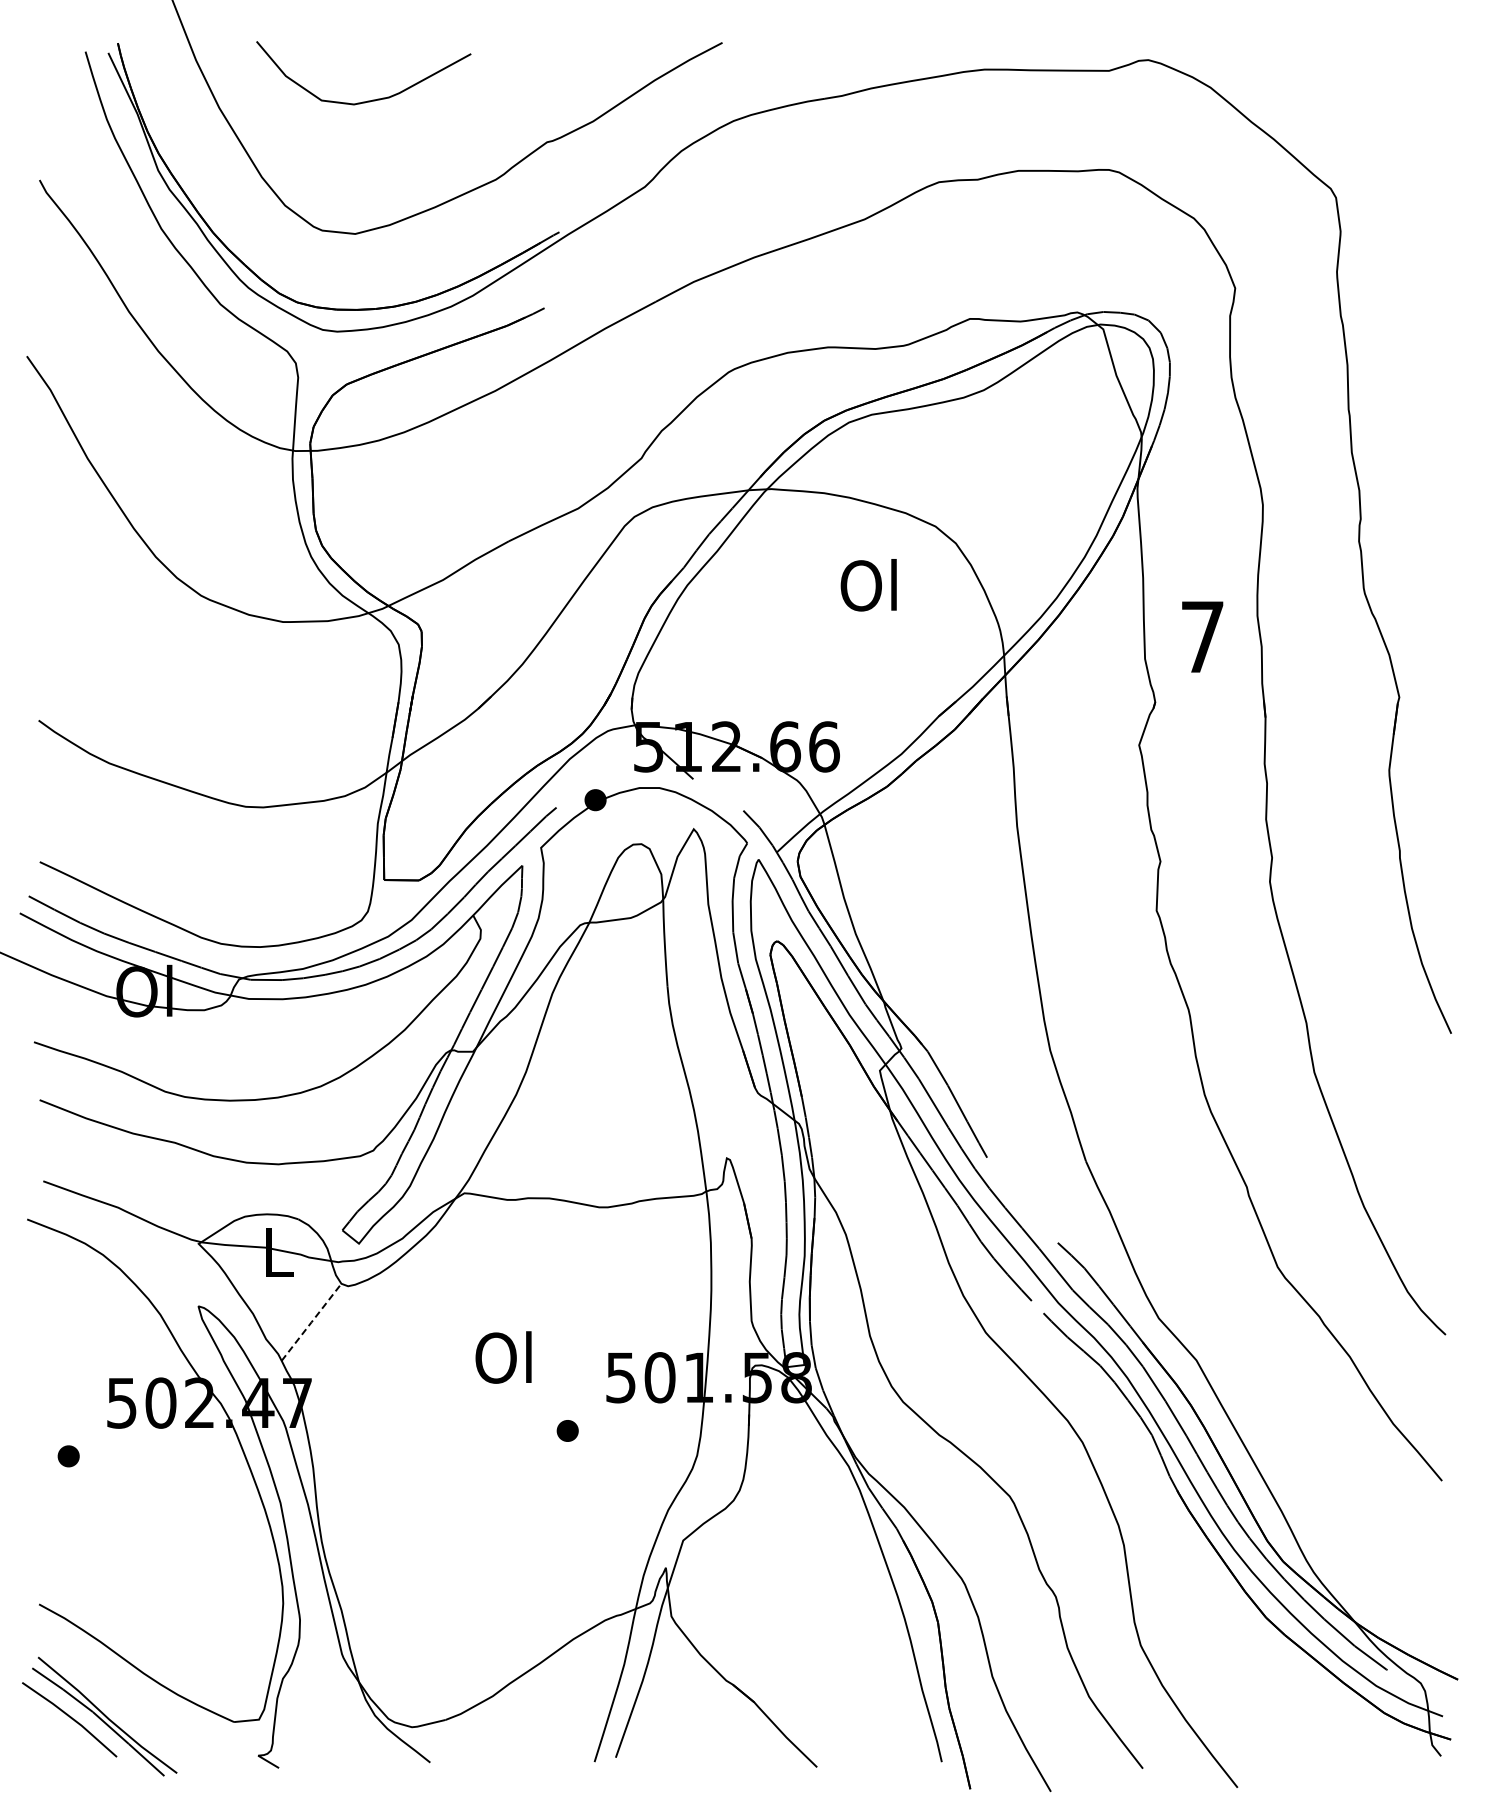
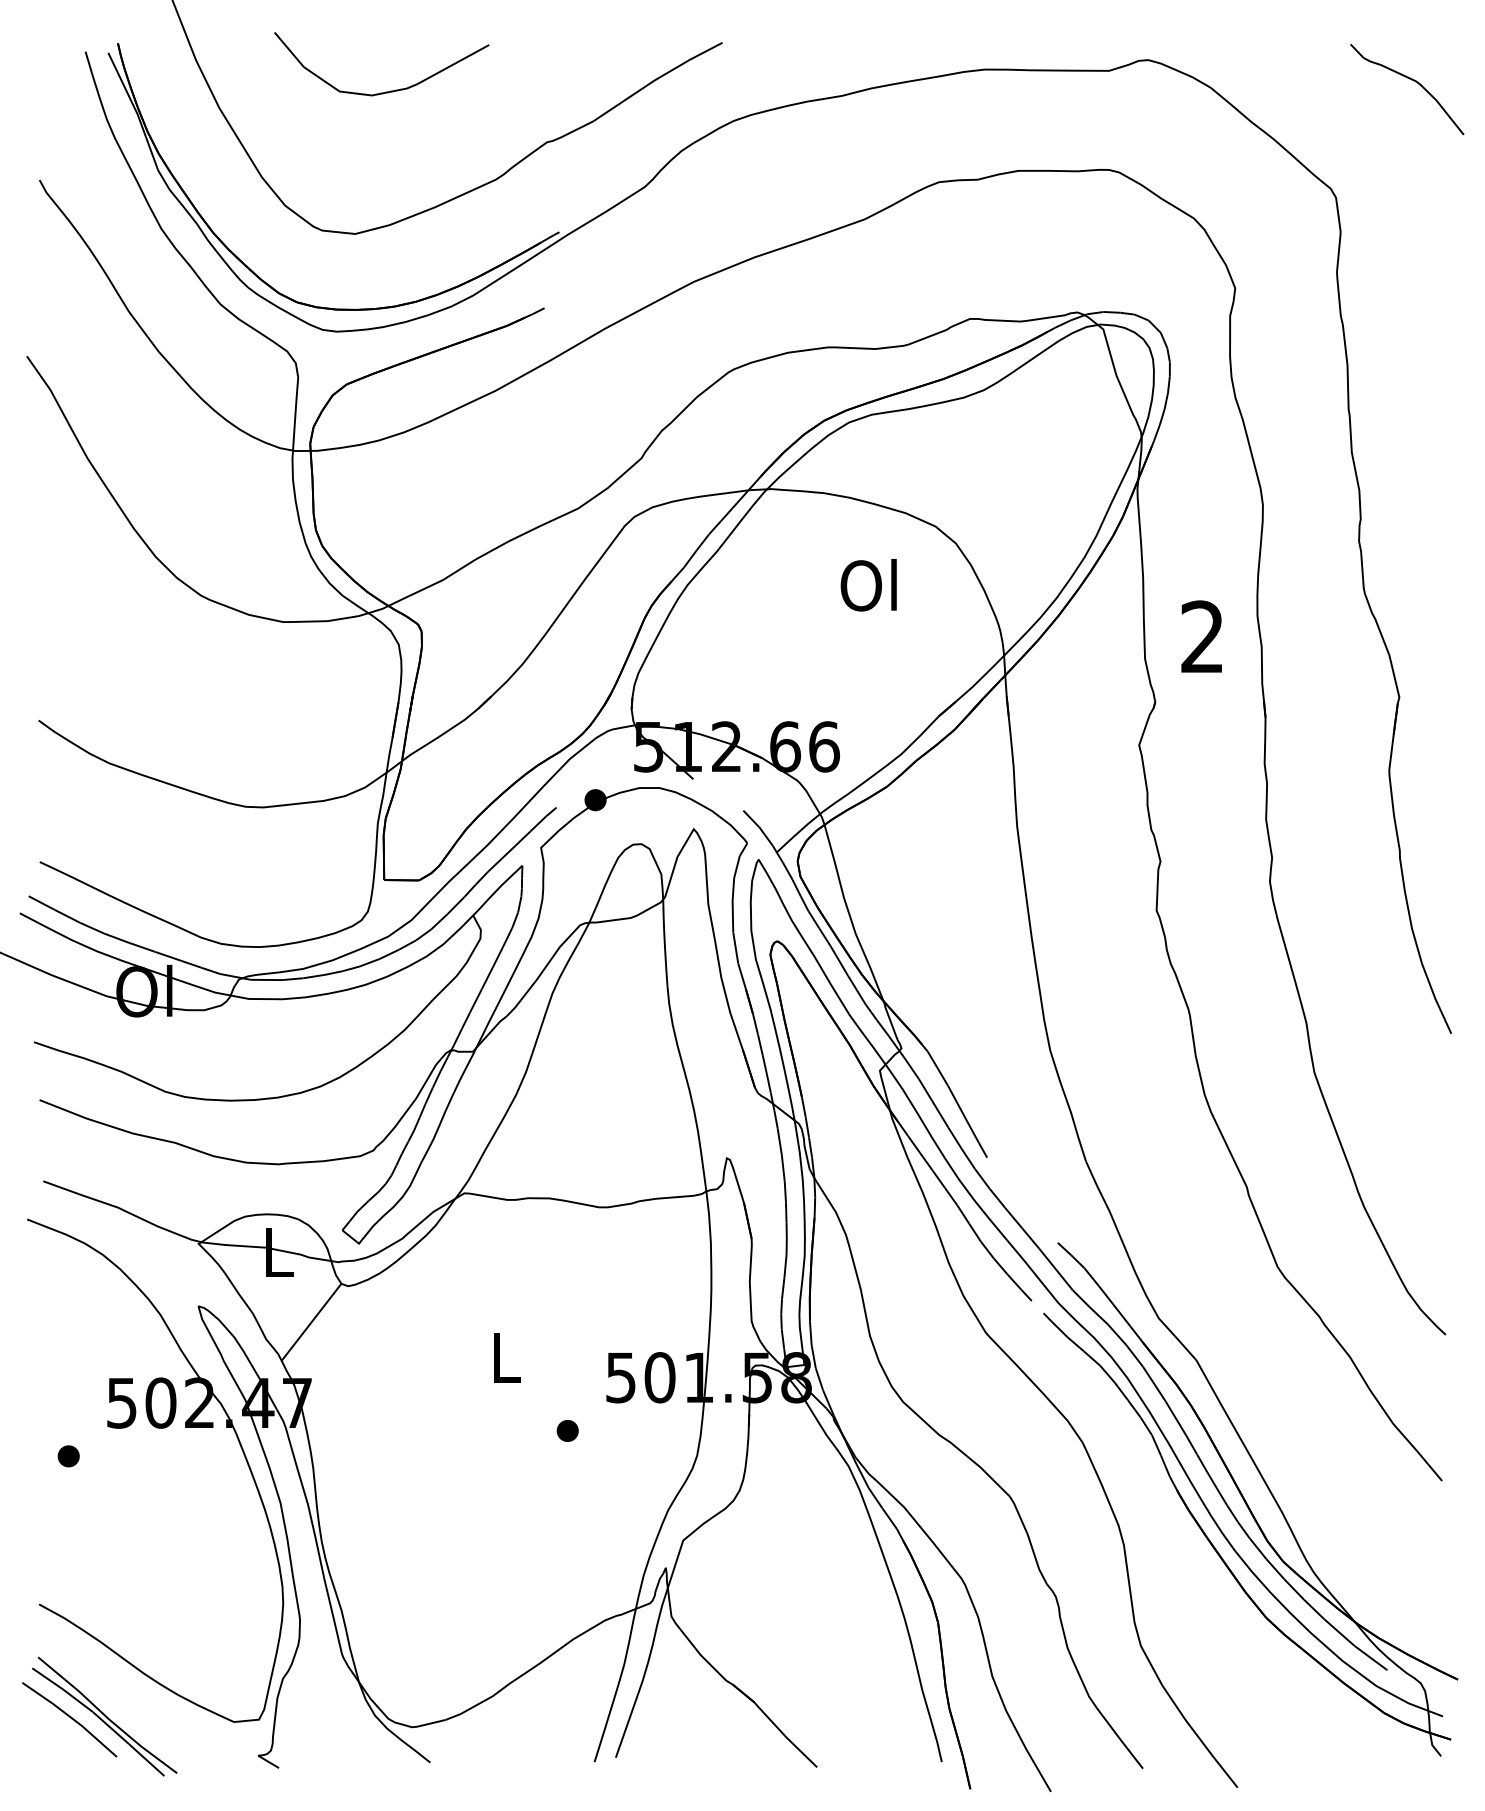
curve: none -> present (1411, 80)
curve position: (367, 100) -> (385, 91) (385, 91)
text: 7 -> 2 (1202, 636)
line: dashed -> solid (311, 1322)
text: Ol -> L (503, 1357)
